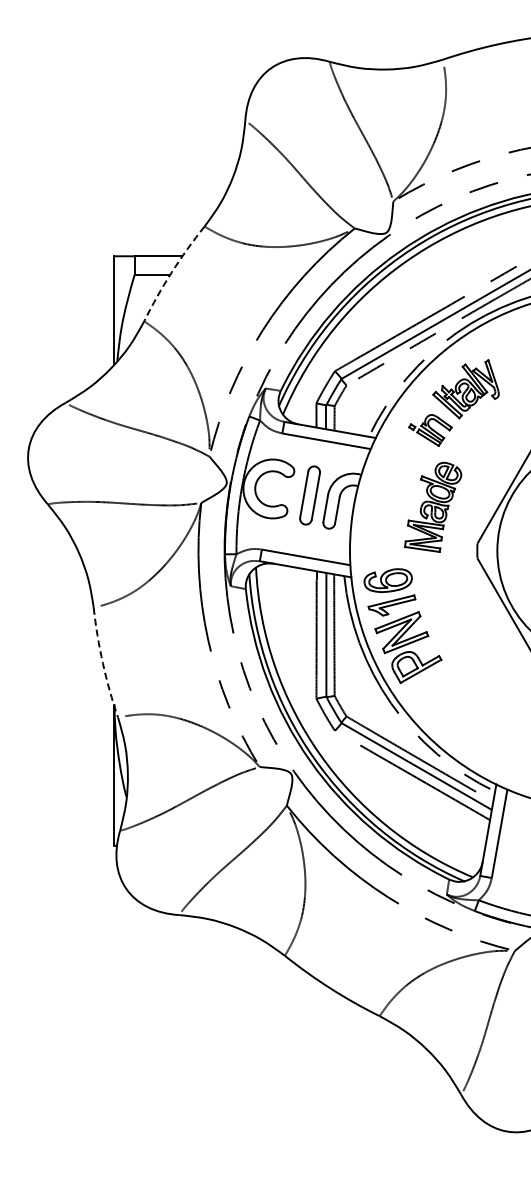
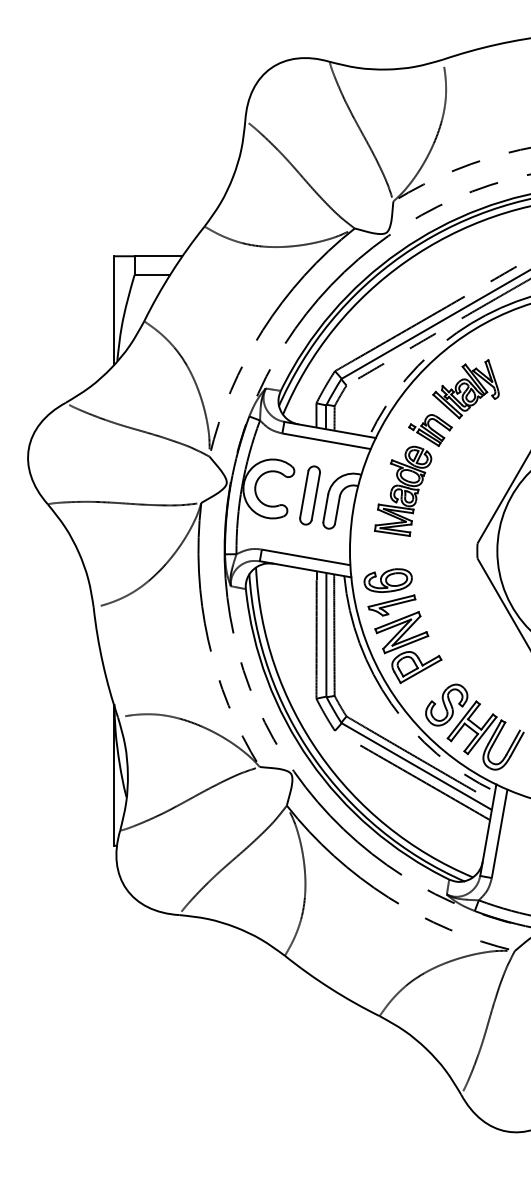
arc: dashed -> solid (171, 272)
part position: (433, 506) -> (403, 490) (403, 490)
arc: dashed -> solid (102, 663)
part: none -> present (474, 726)
